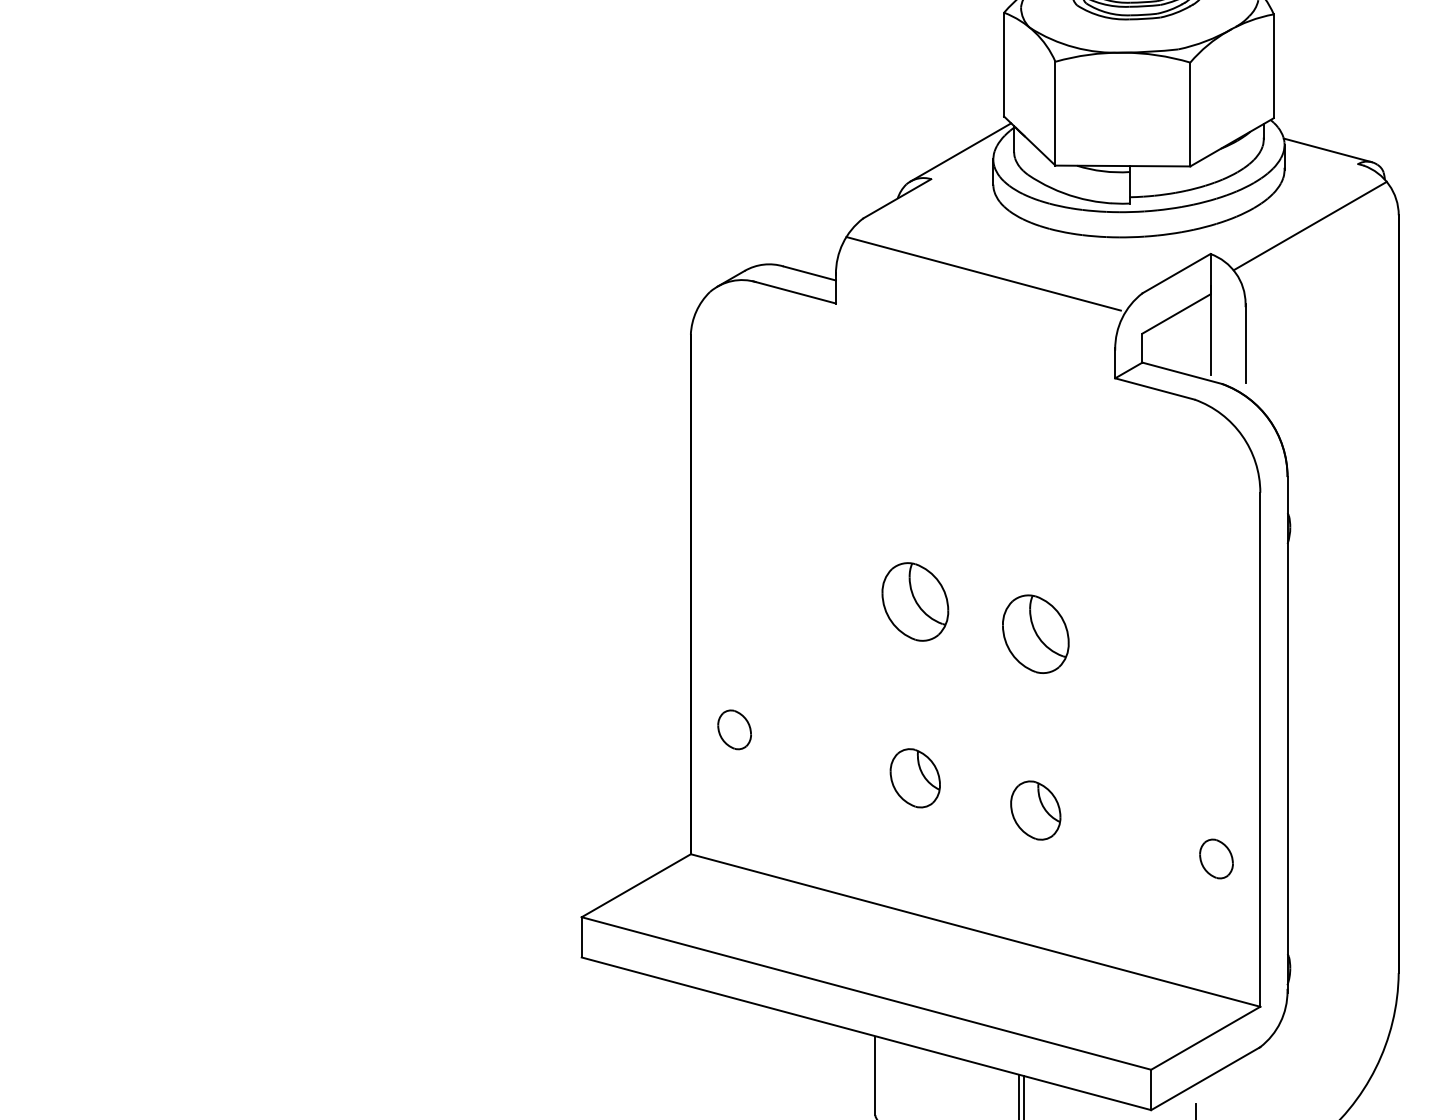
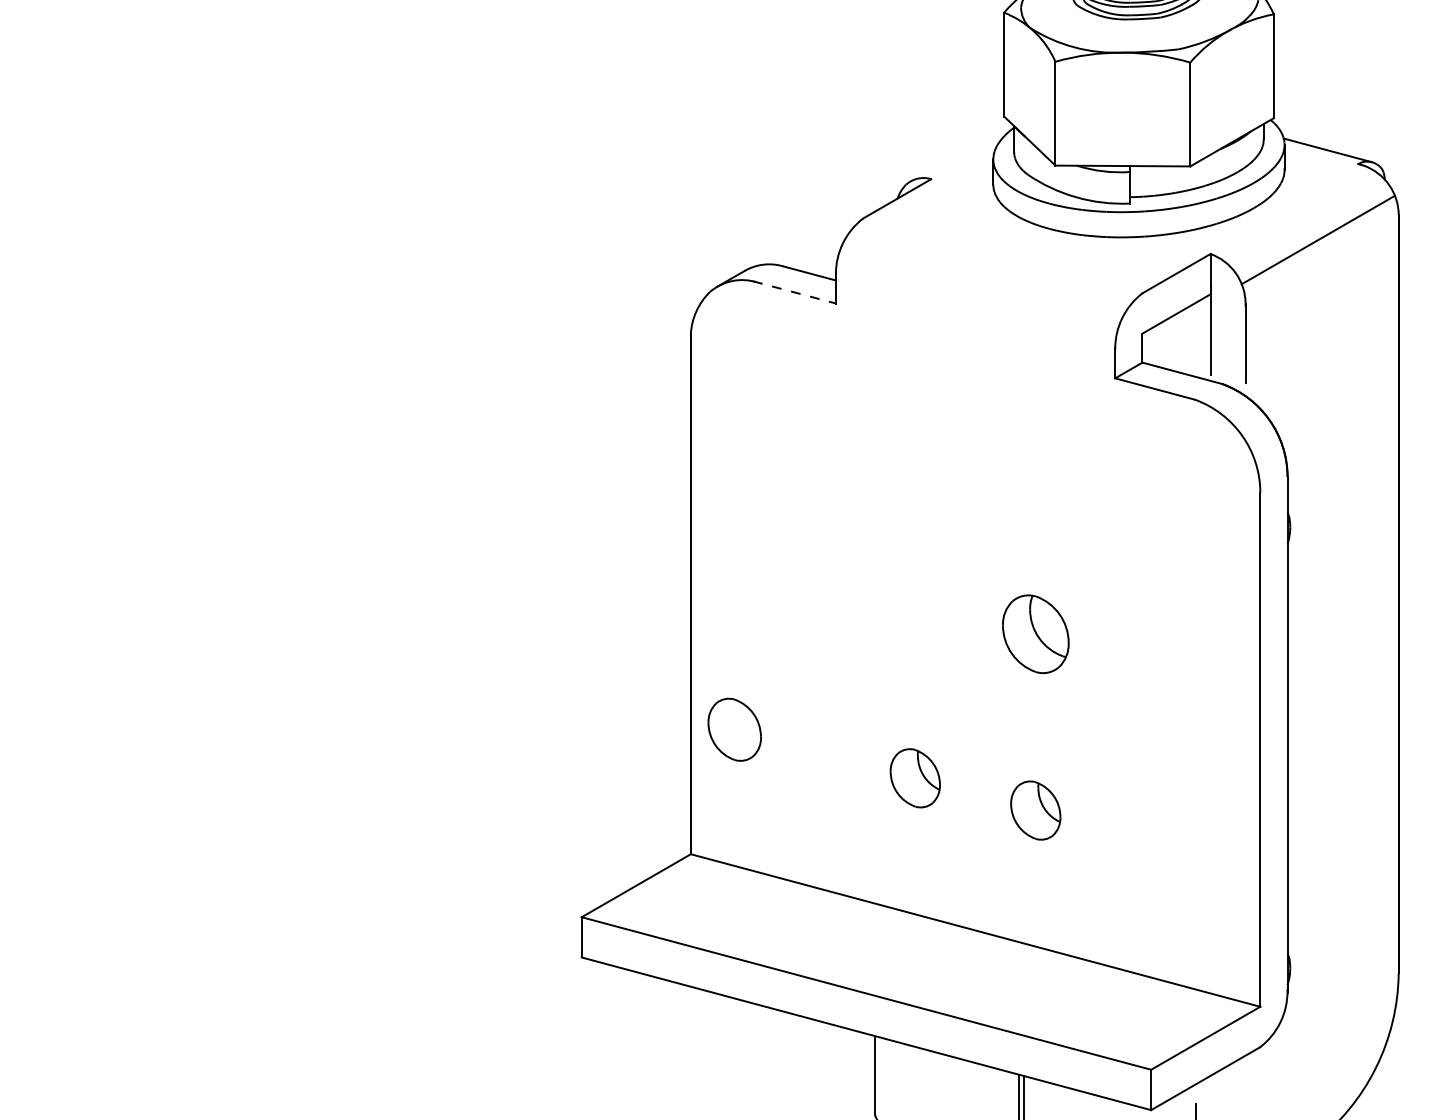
line: present -> none (960, 152)
line position: (1309, 225) -> (1317, 239) (1317, 239)
line: present -> none (983, 273)
line: solid -> dashed (794, 292)
part: present -> none (915, 601)
part size: 35x42 px -> 55x65 px (734, 729)
part: present -> none (1216, 858)
